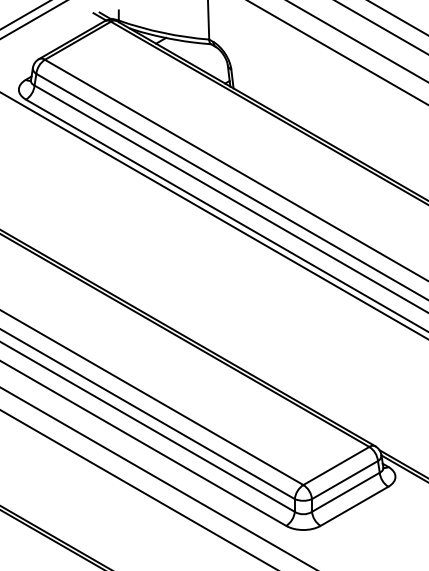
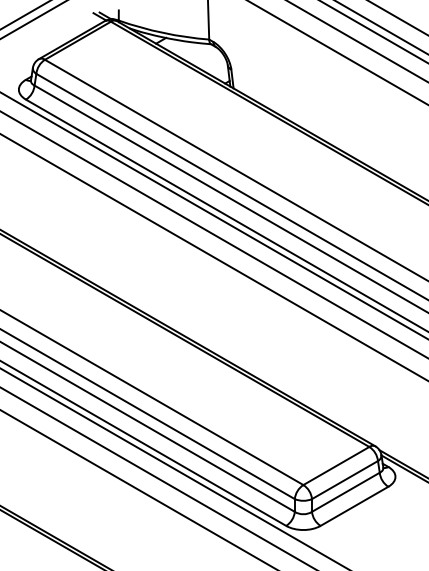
line: none -> present (373, 31)
line: none -> present (213, 234)
line: none -> present (213, 257)
line: none -> present (173, 468)
